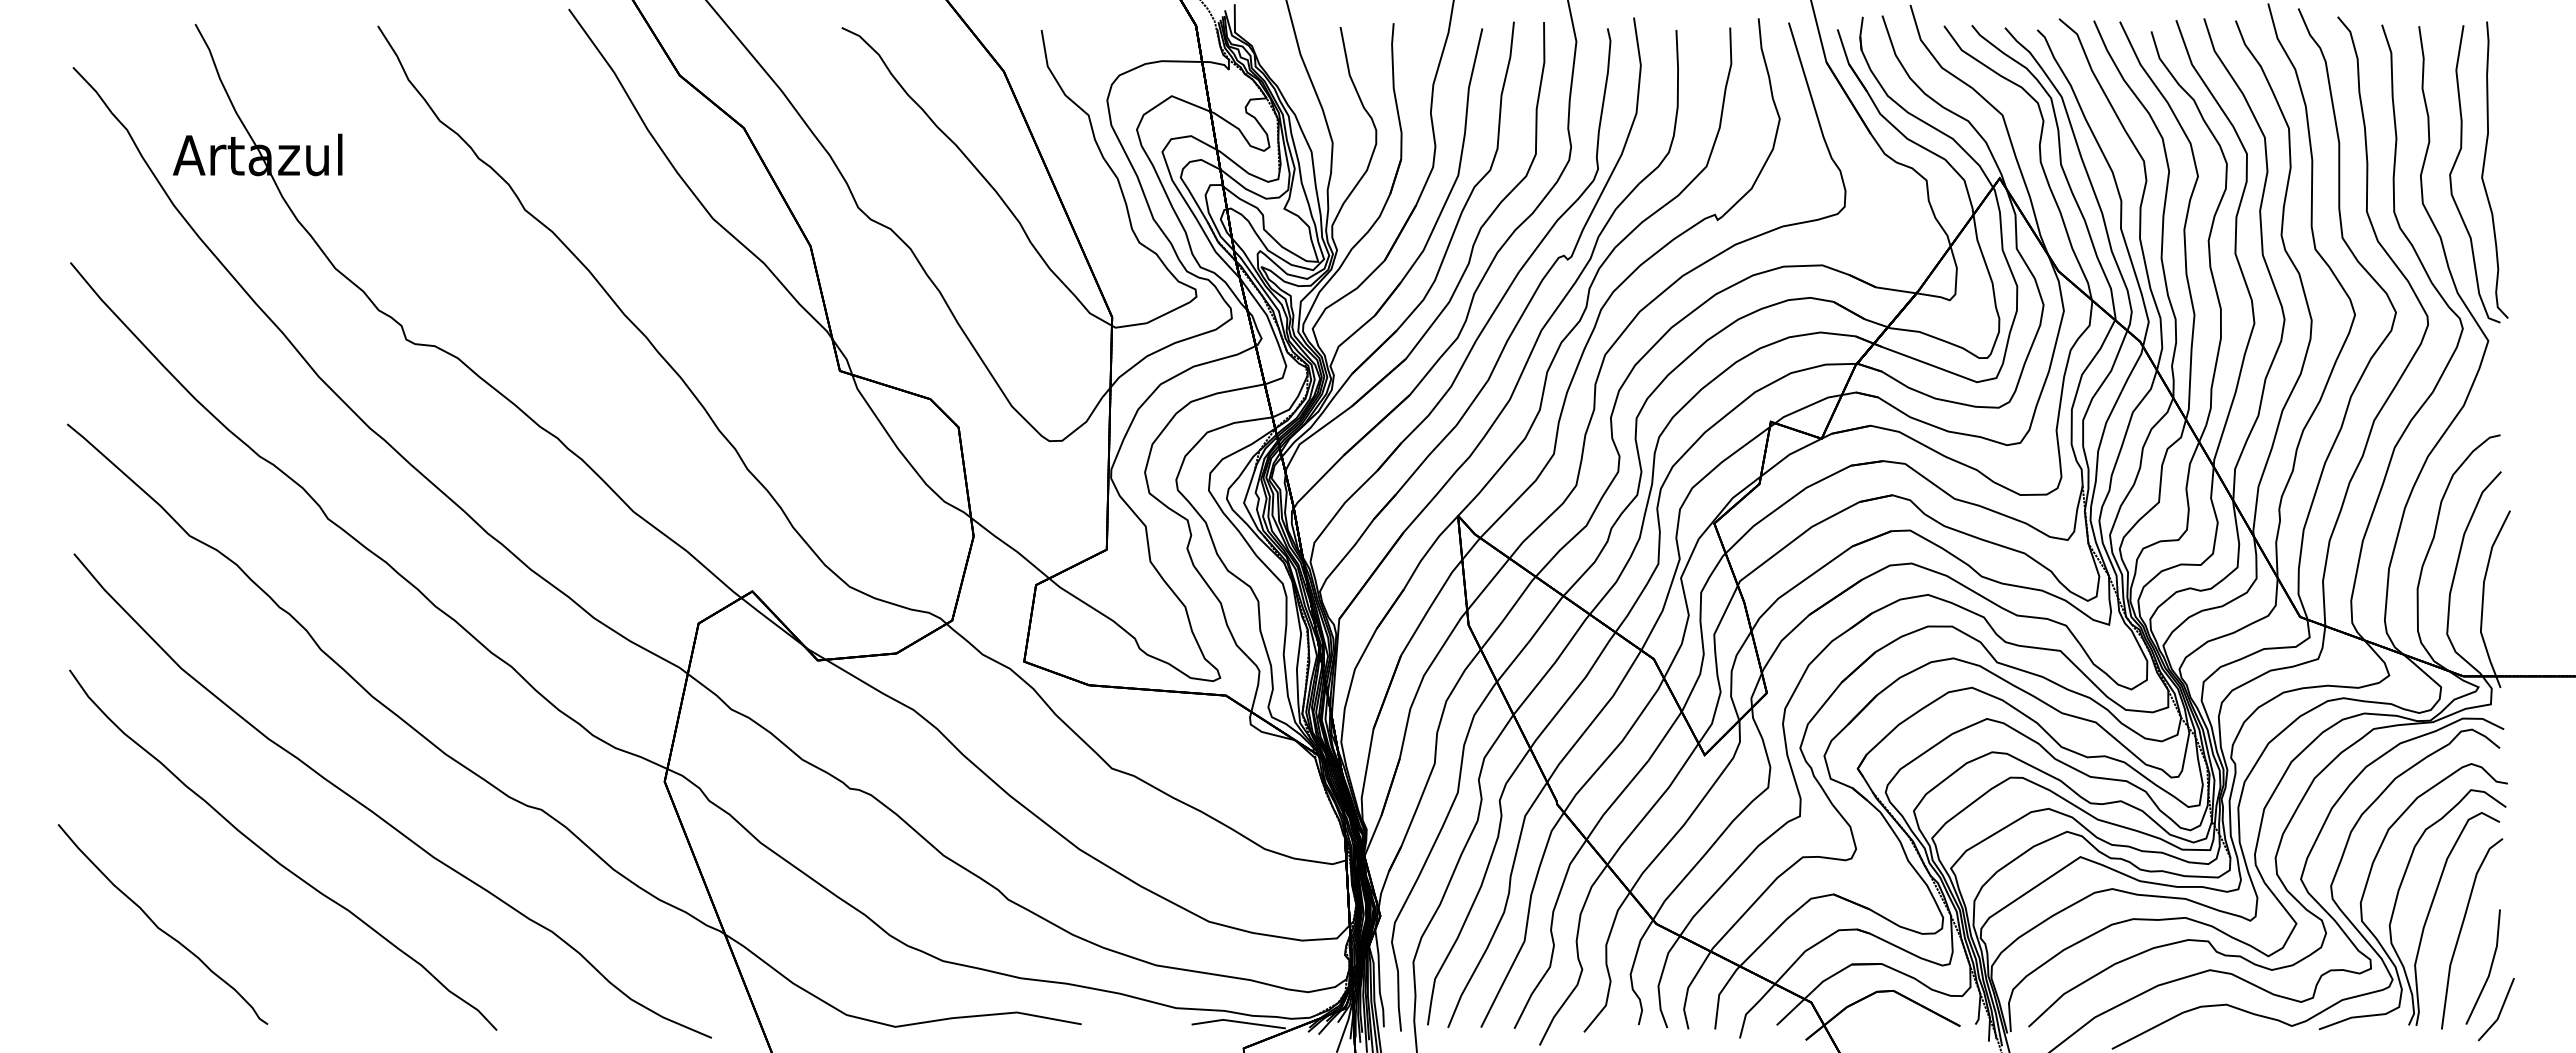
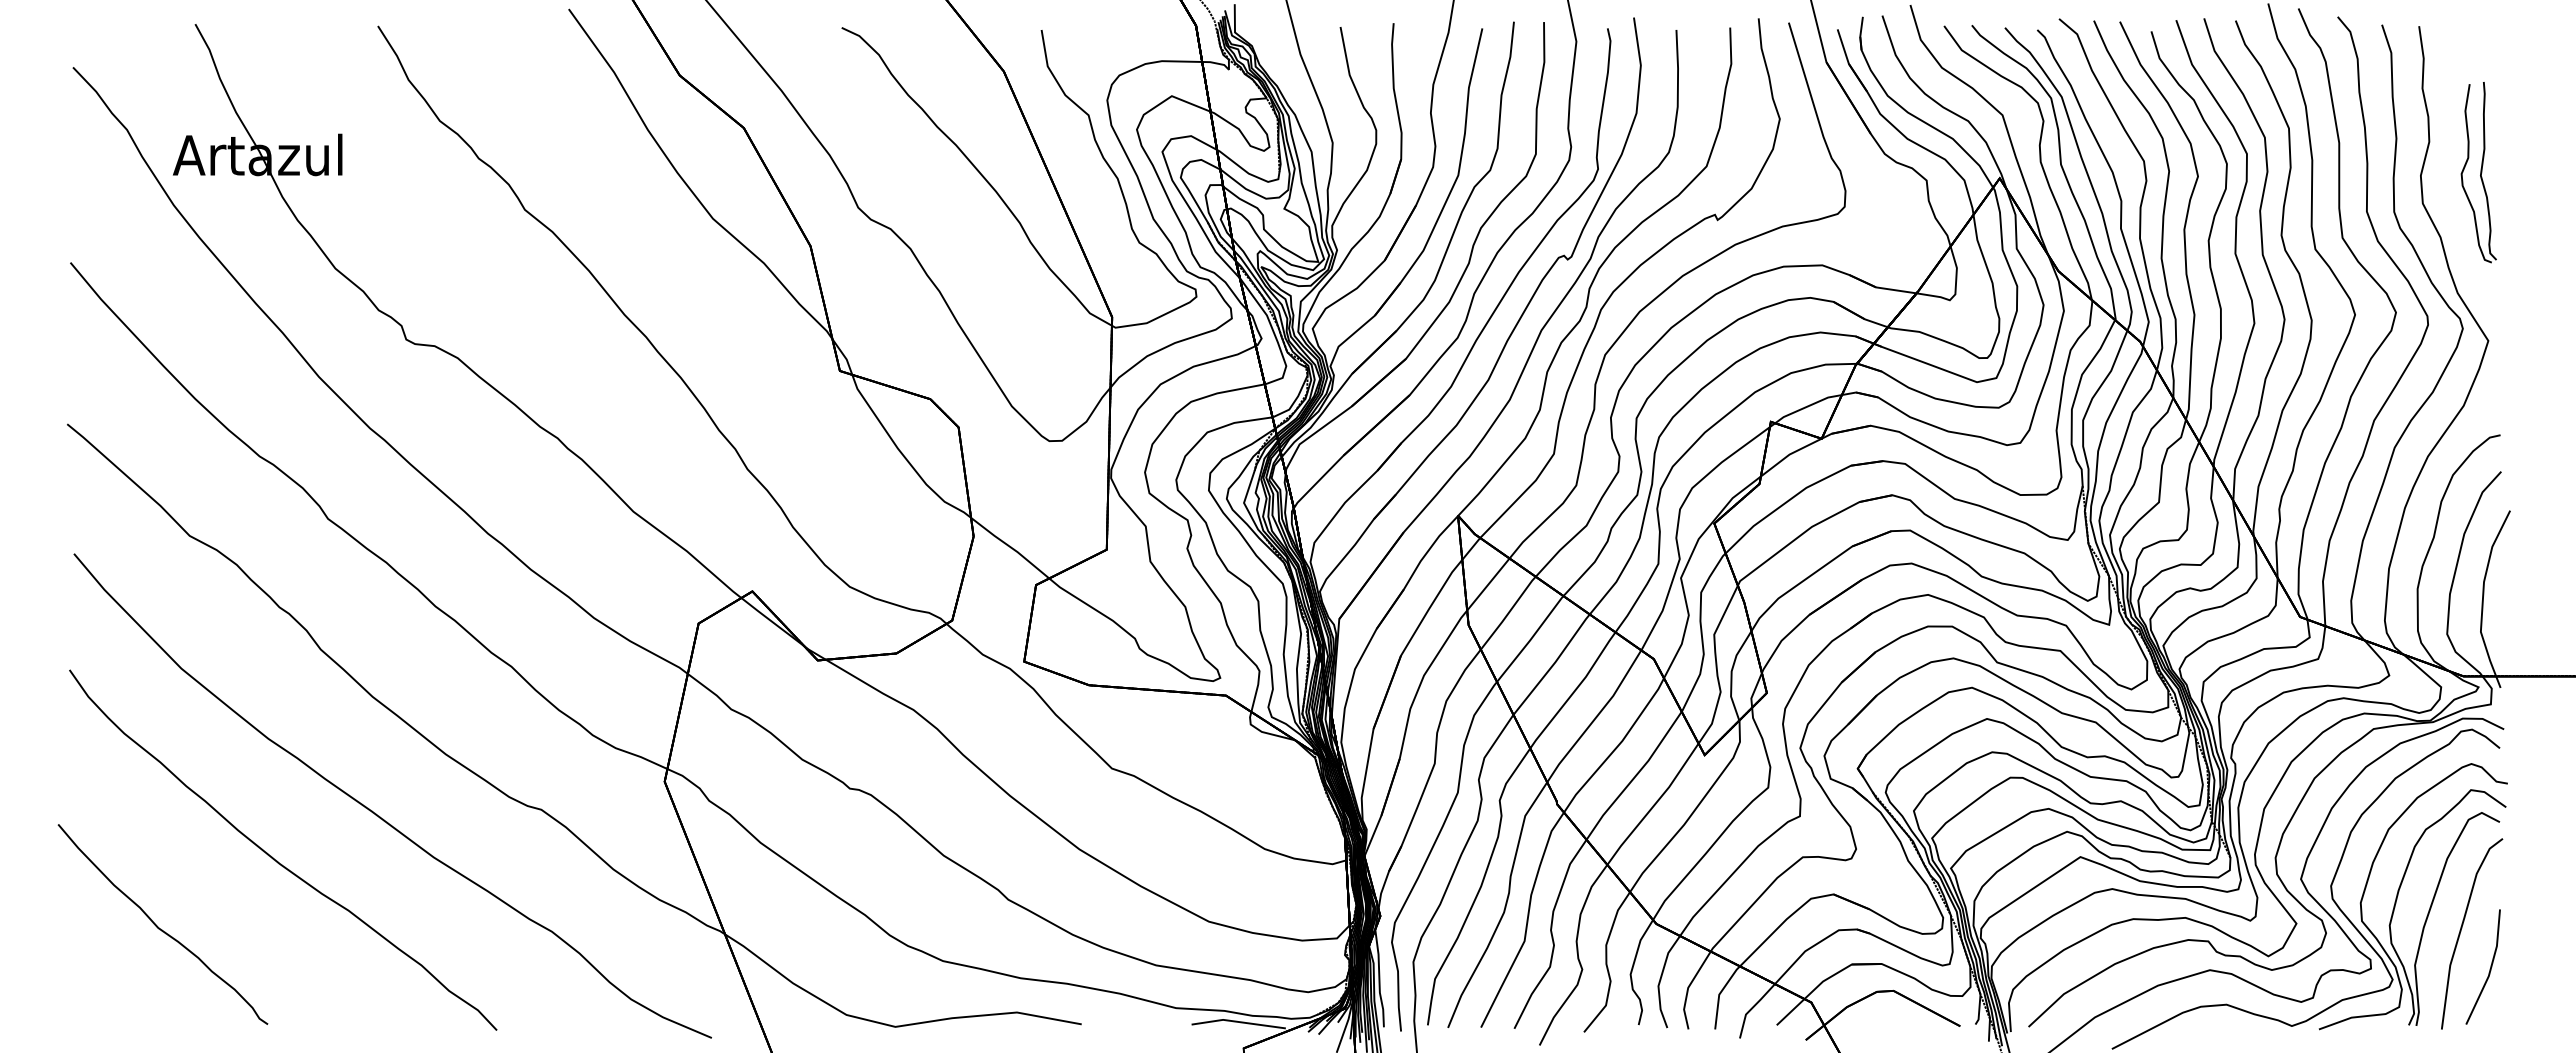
part size: 60x303 px -> 37x182 px (2478, 172)
line: present -> none (2499, 1011)
